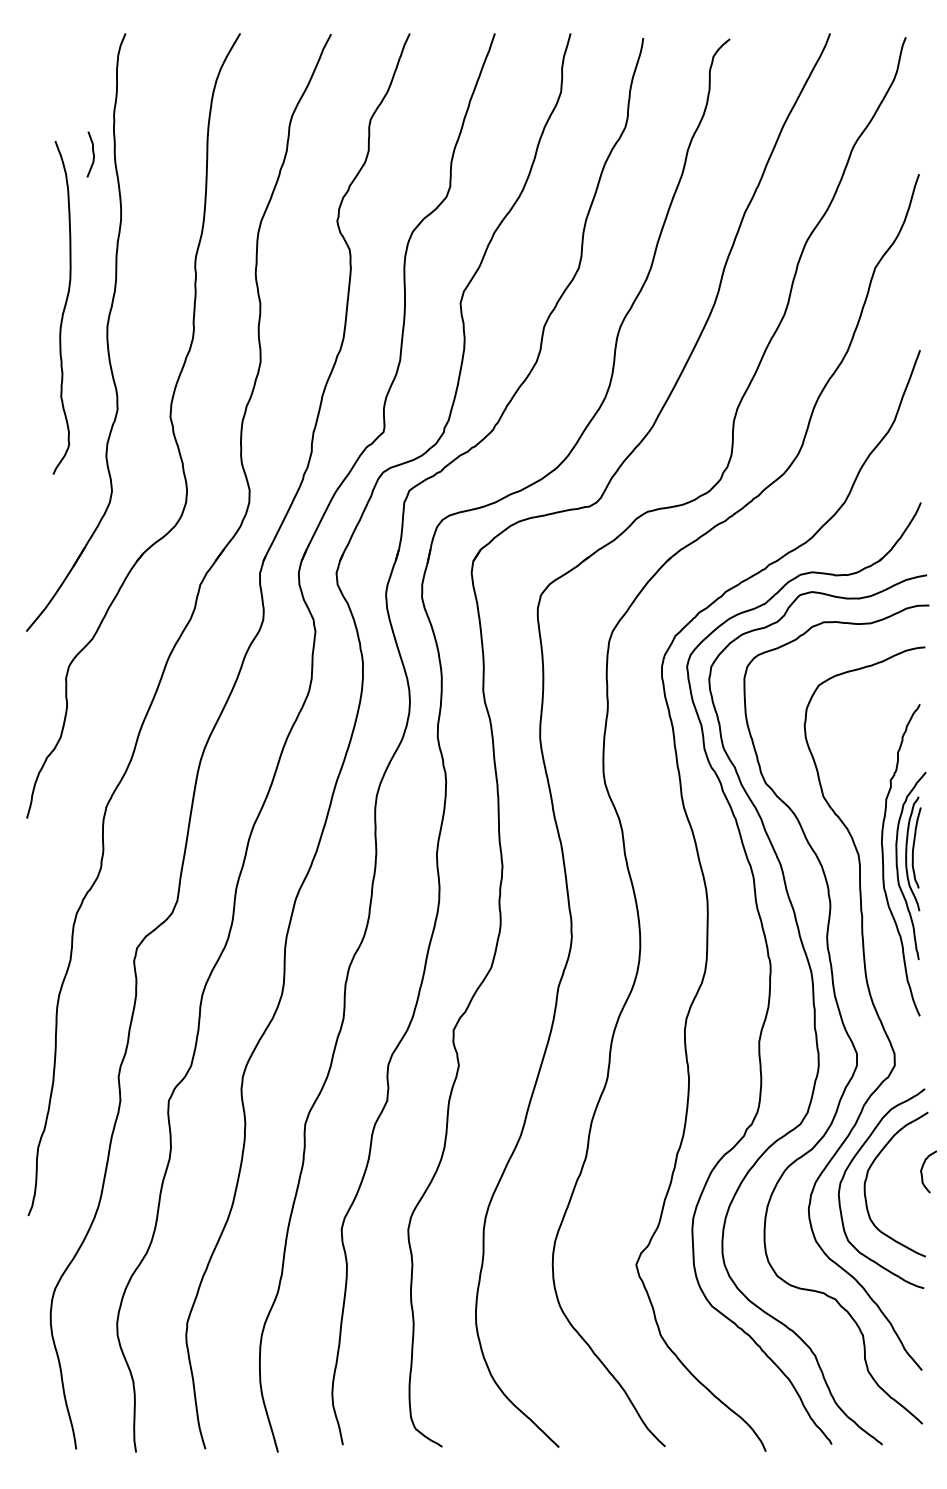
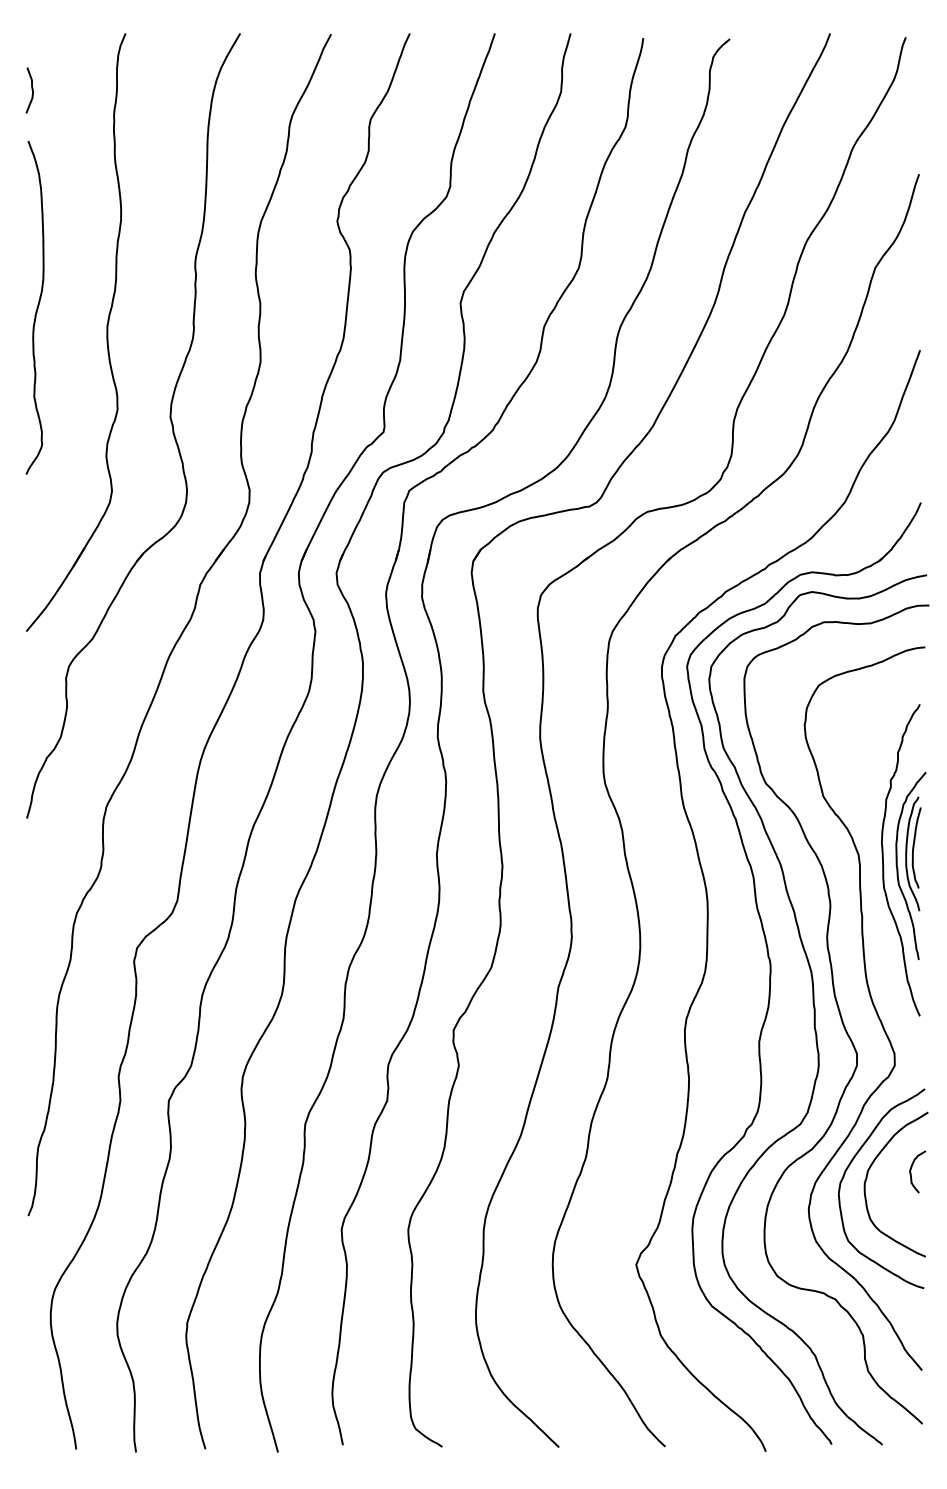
curve position: (92, 154) -> (31, 90) (31, 90)
curve position: (63, 307) -> (36, 307) (36, 307)
curve position: (922, 1170) -> (911, 1170) (911, 1170)
